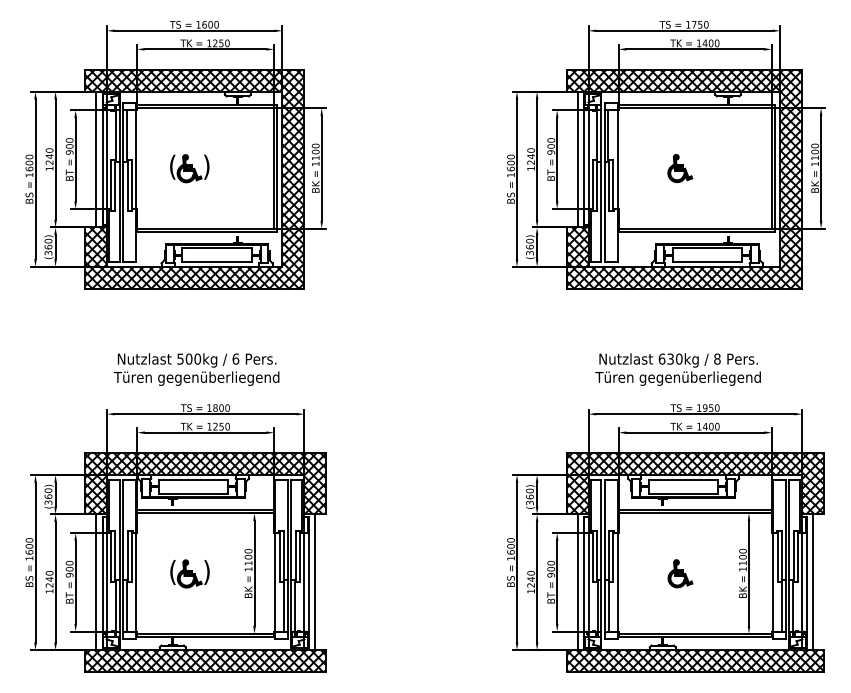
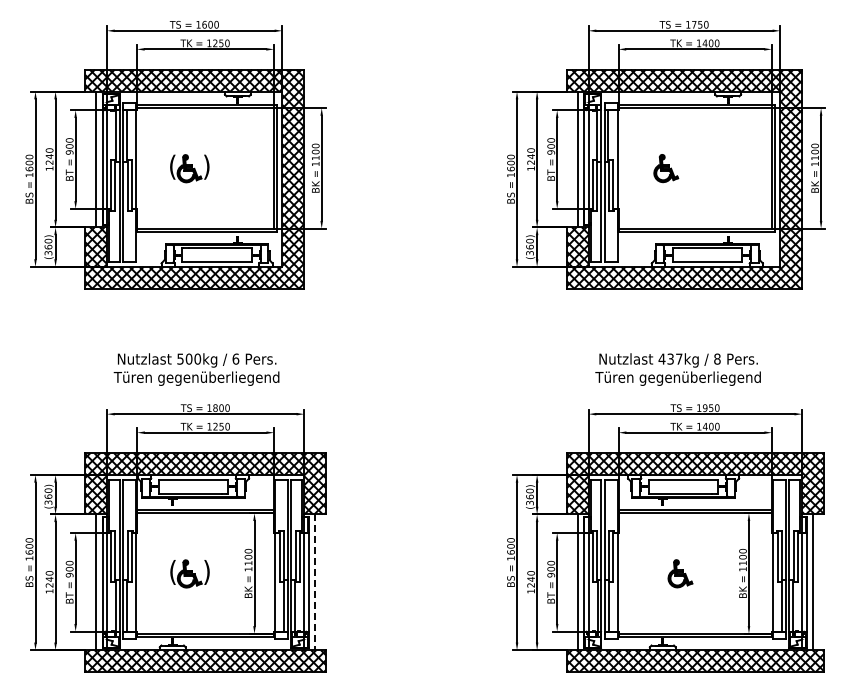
part position: (680, 168) -> (666, 168) (666, 168)
text: 630kg -> 437kg (670, 358)
line: solid -> dashed (315, 582)
